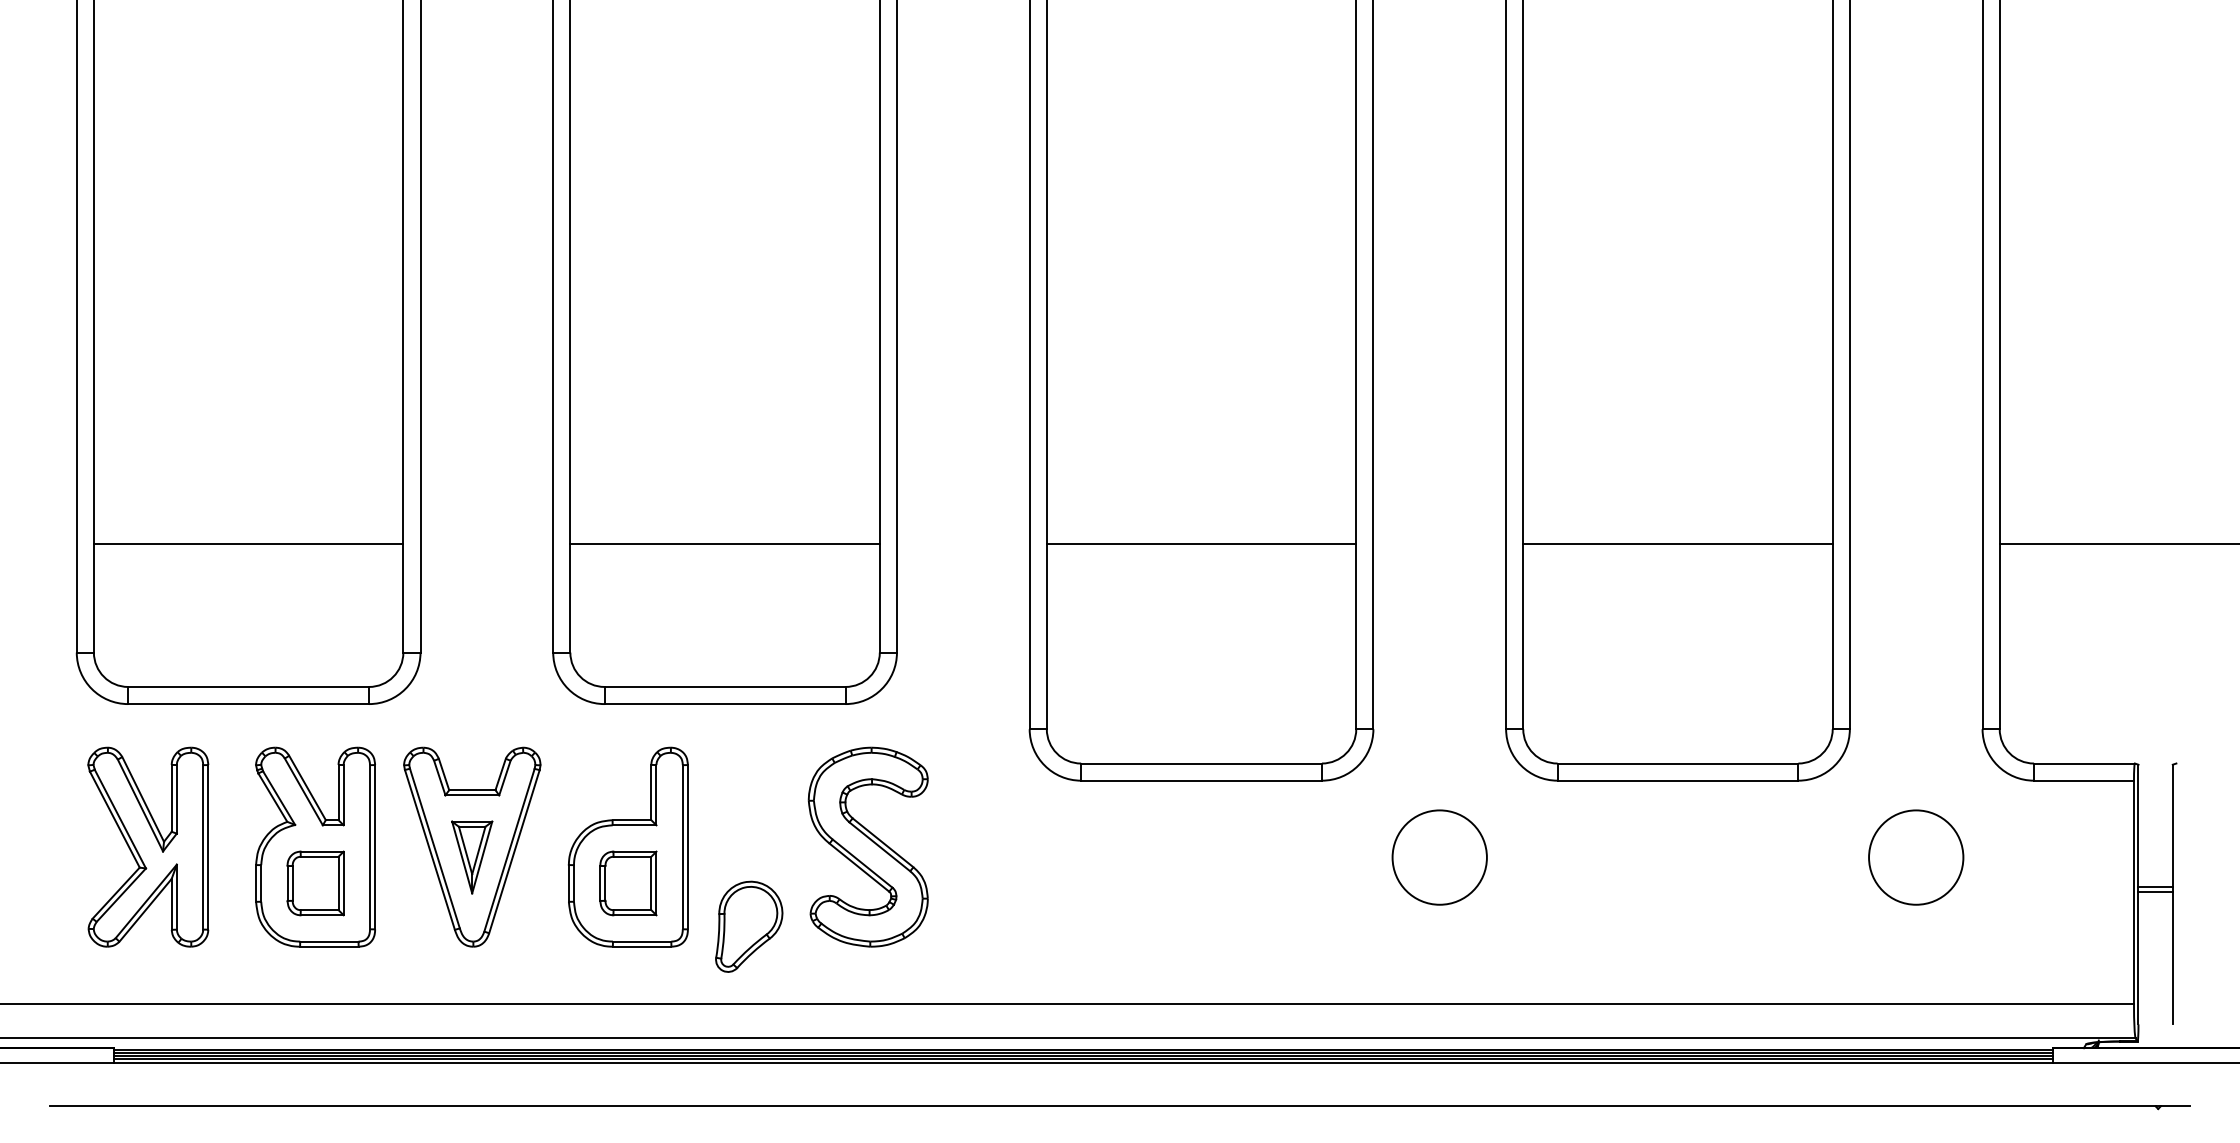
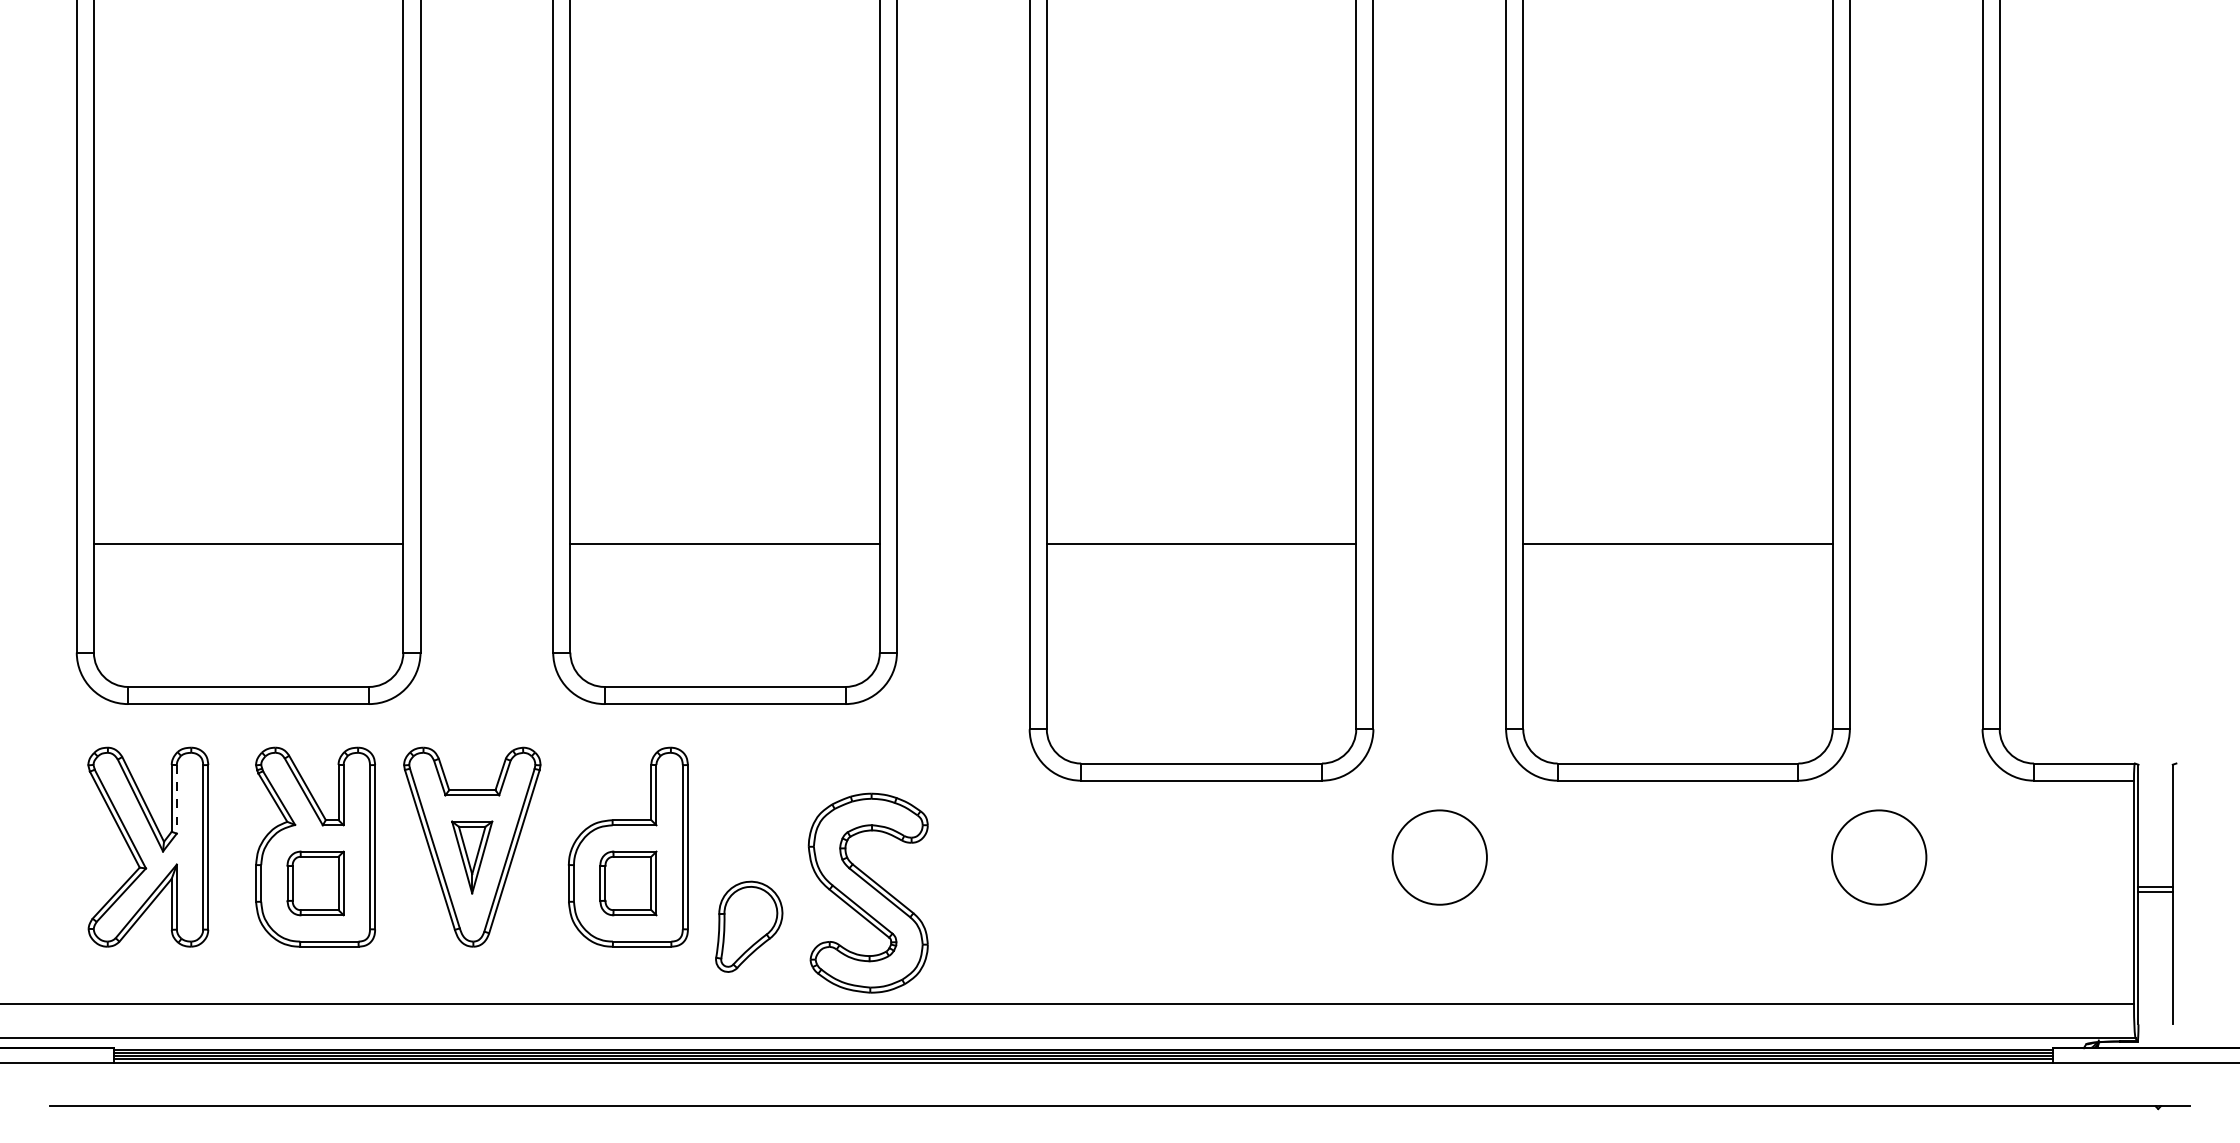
line: present -> none (2117, 544)
line: solid -> dashed (176, 799)
part position: (867, 846) -> (867, 892) (867, 892)
circle position: (1916, 857) -> (1879, 857) (1879, 857)
